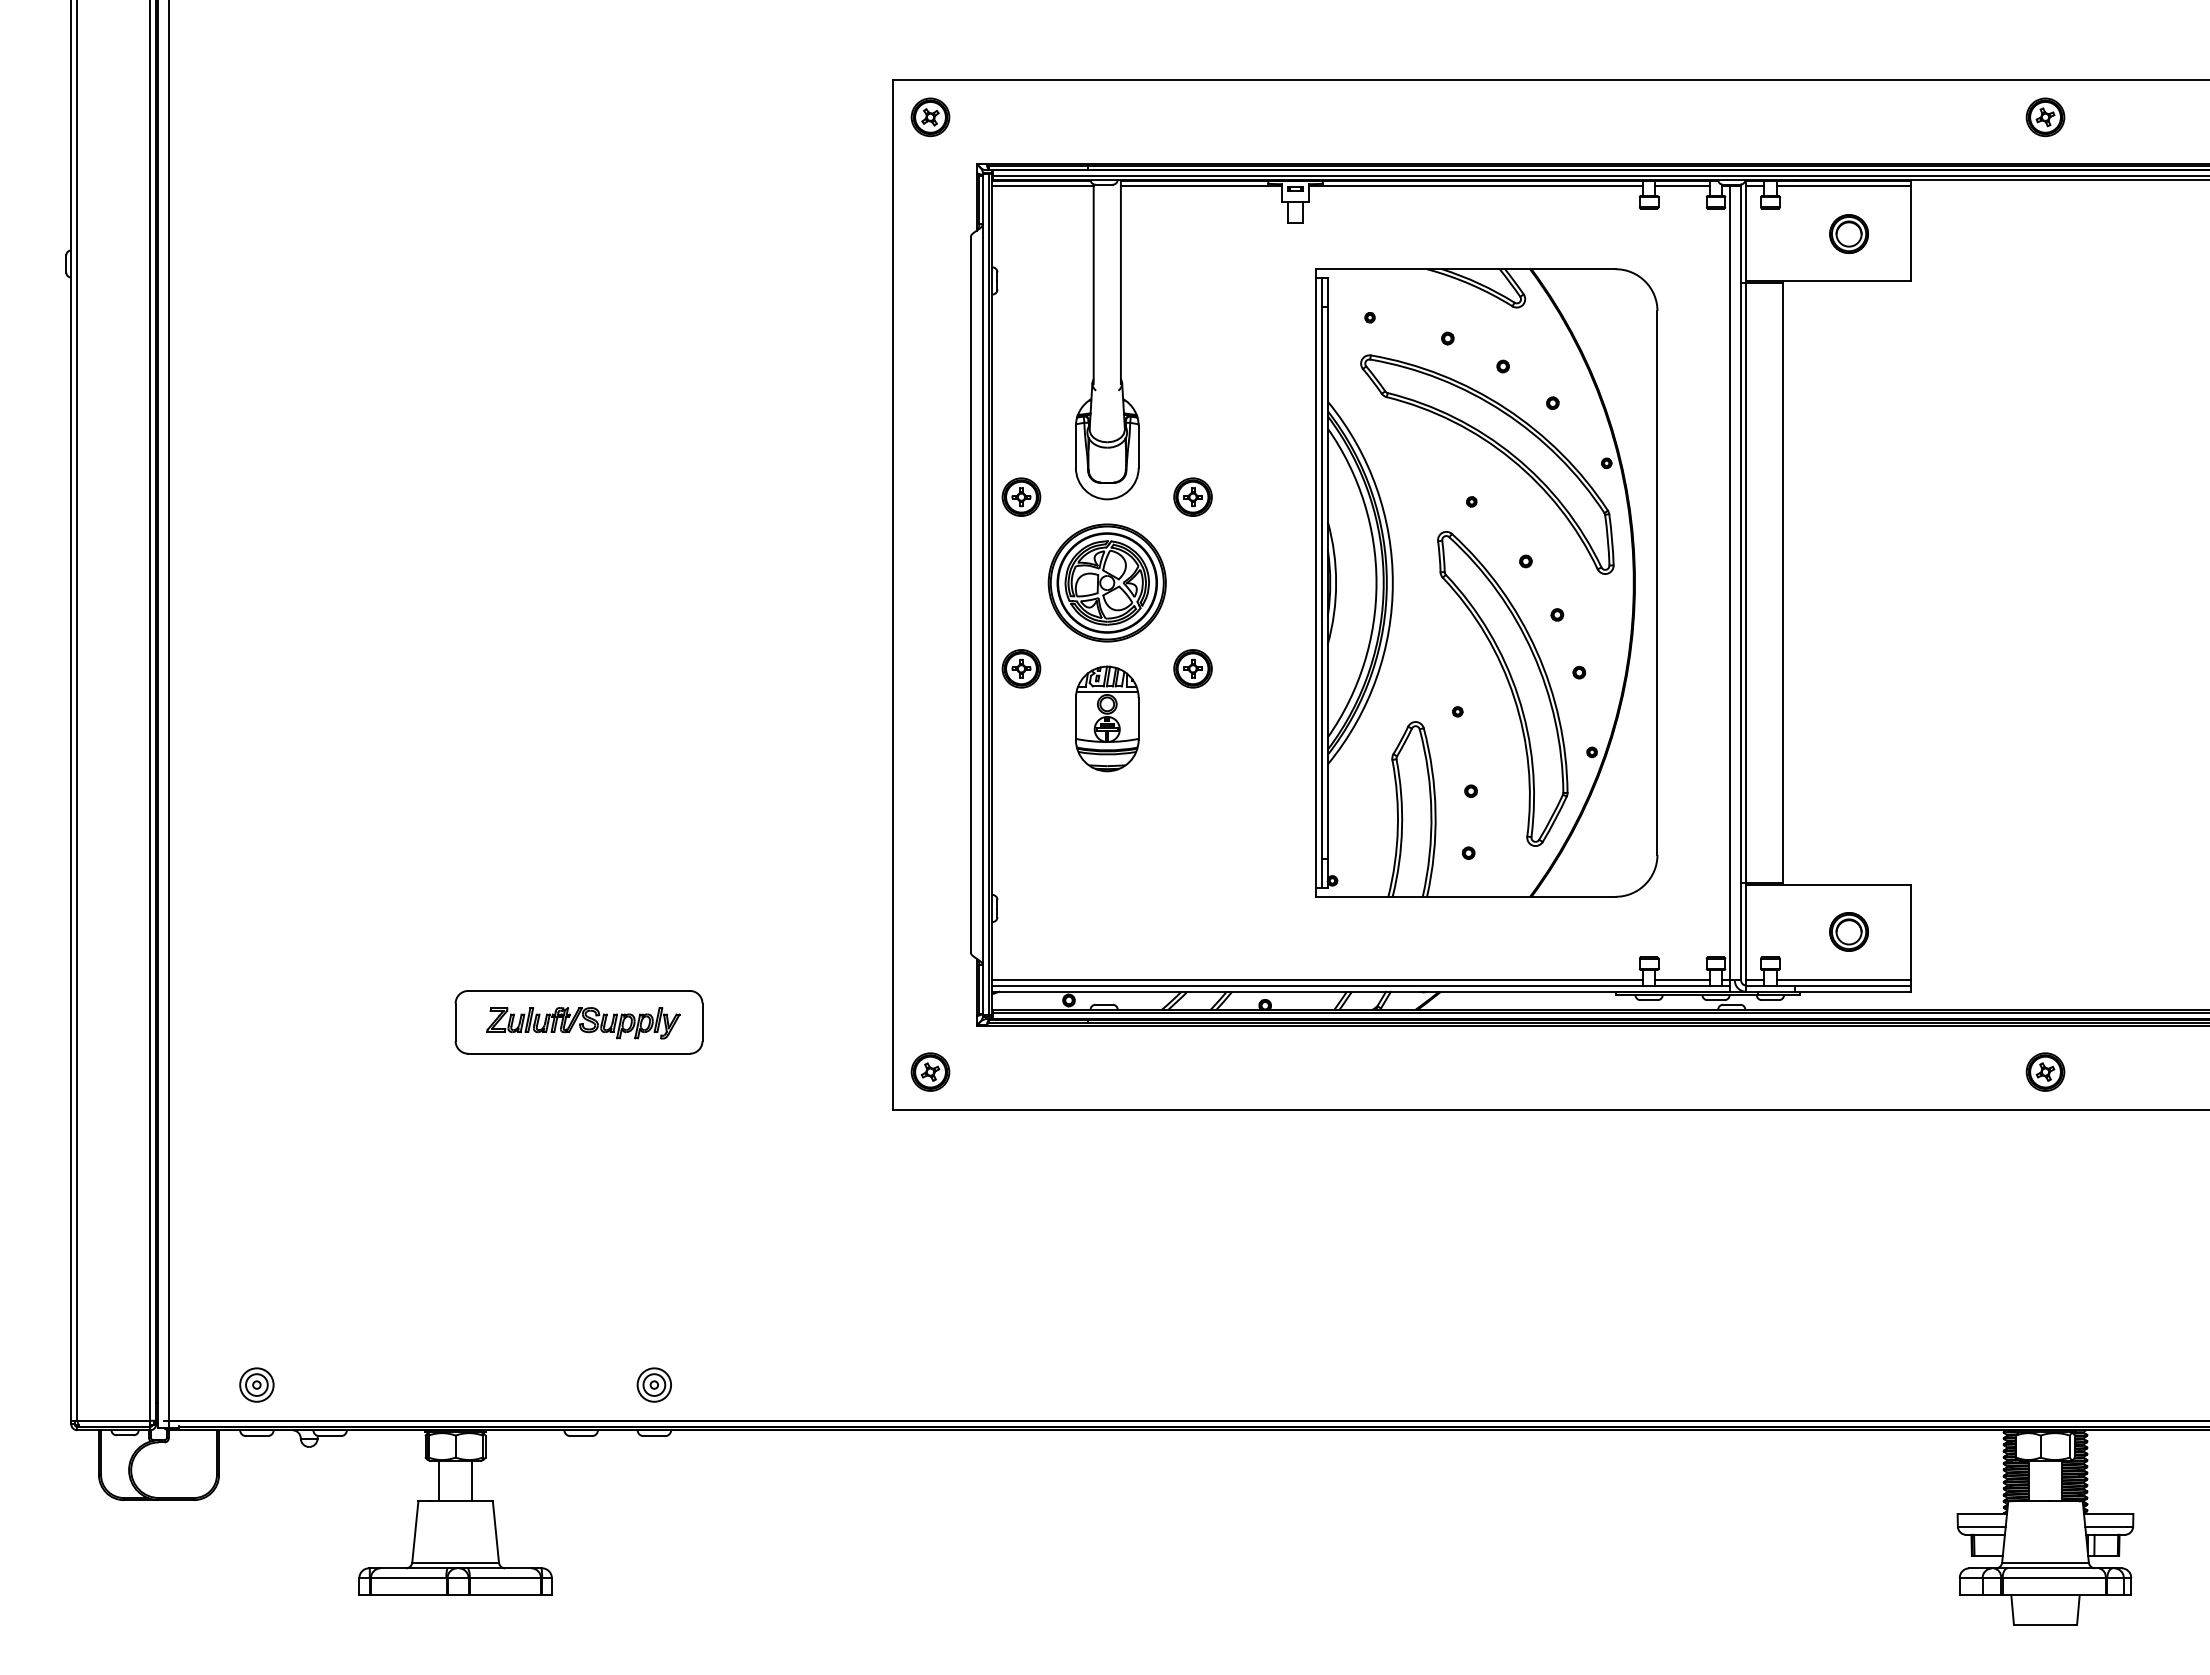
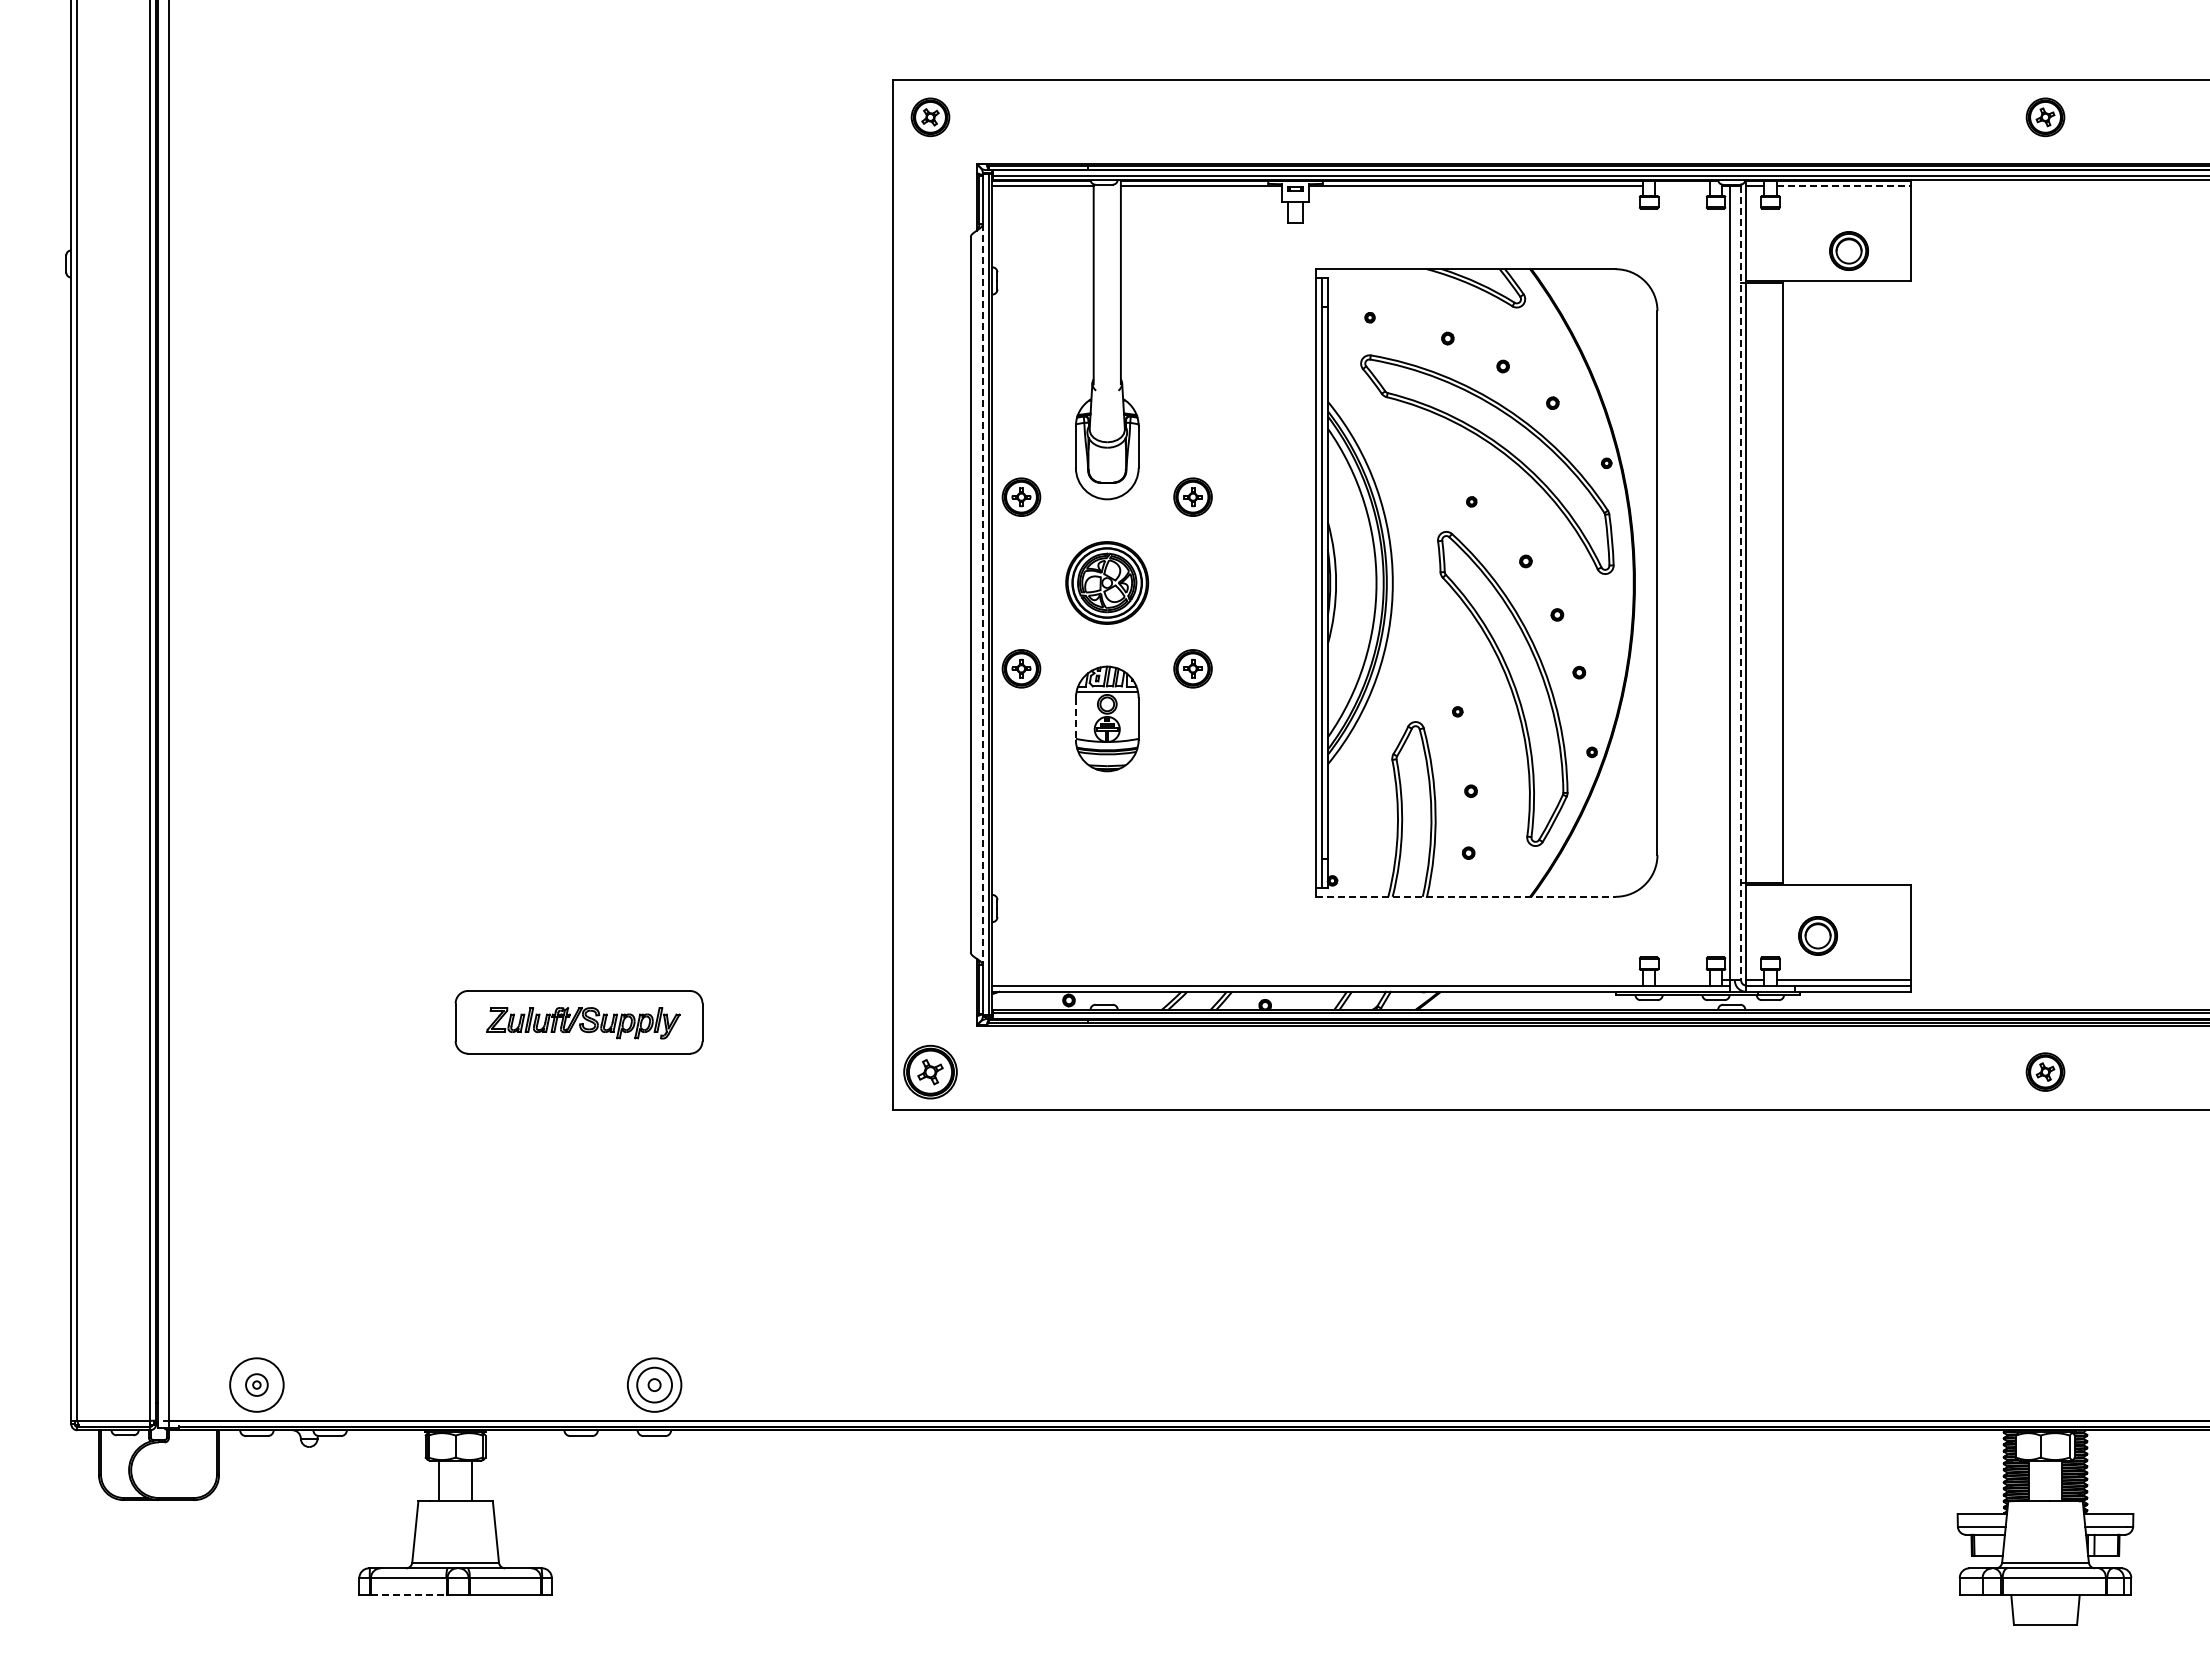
line: present -> none (1682, 185)
line: solid -> dashed (1844, 185)
part position: (1848, 233) -> (1848, 250) (1848, 250)
part size: 120x120 px -> 85x84 px (1107, 582)
line: solid -> dashed (1741, 583)
line: solid -> dashed (982, 595)
line: solid -> dashed (1075, 719)
line: solid -> dashed (1466, 896)
part position: (1848, 931) -> (1817, 935) (1817, 935)
line: present -> none (1317, 980)
line: present -> none (1682, 980)
part size: 41x40 px -> 55x56 px (930, 1071)
circle diameter: 33 px -> 54 px (256, 1384)
part size: 36x36 px -> 56x56 px (654, 1384)
line: solid -> dashed (408, 1595)
